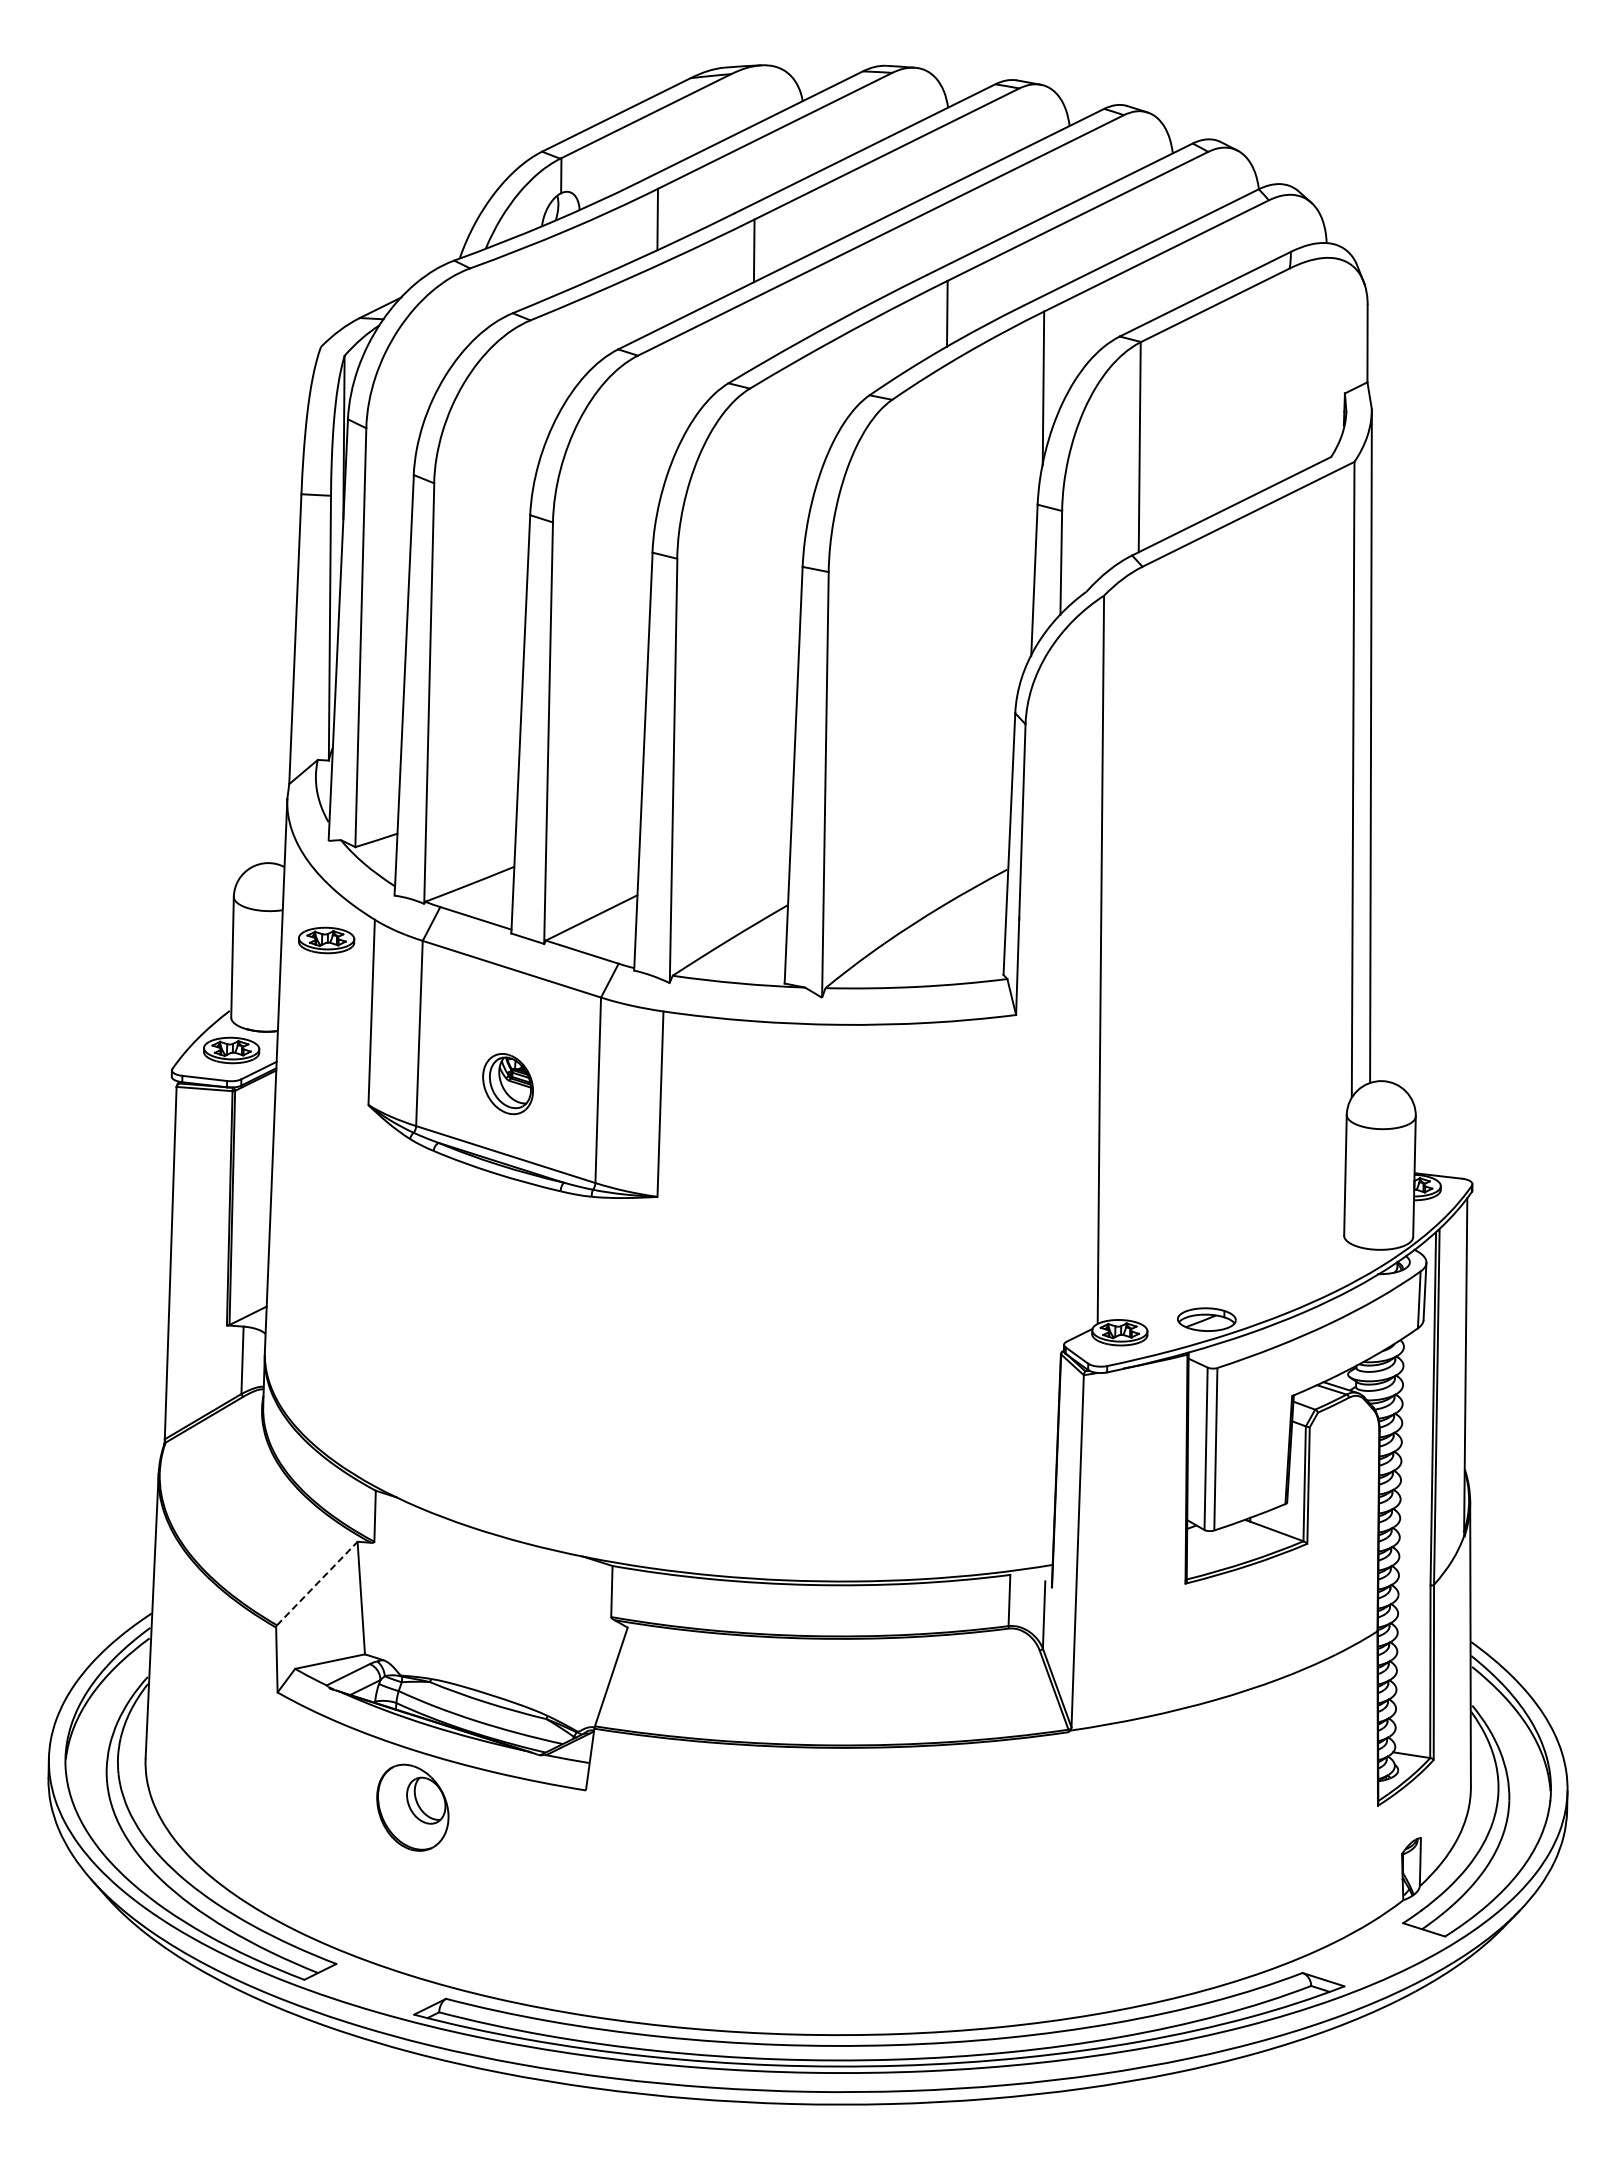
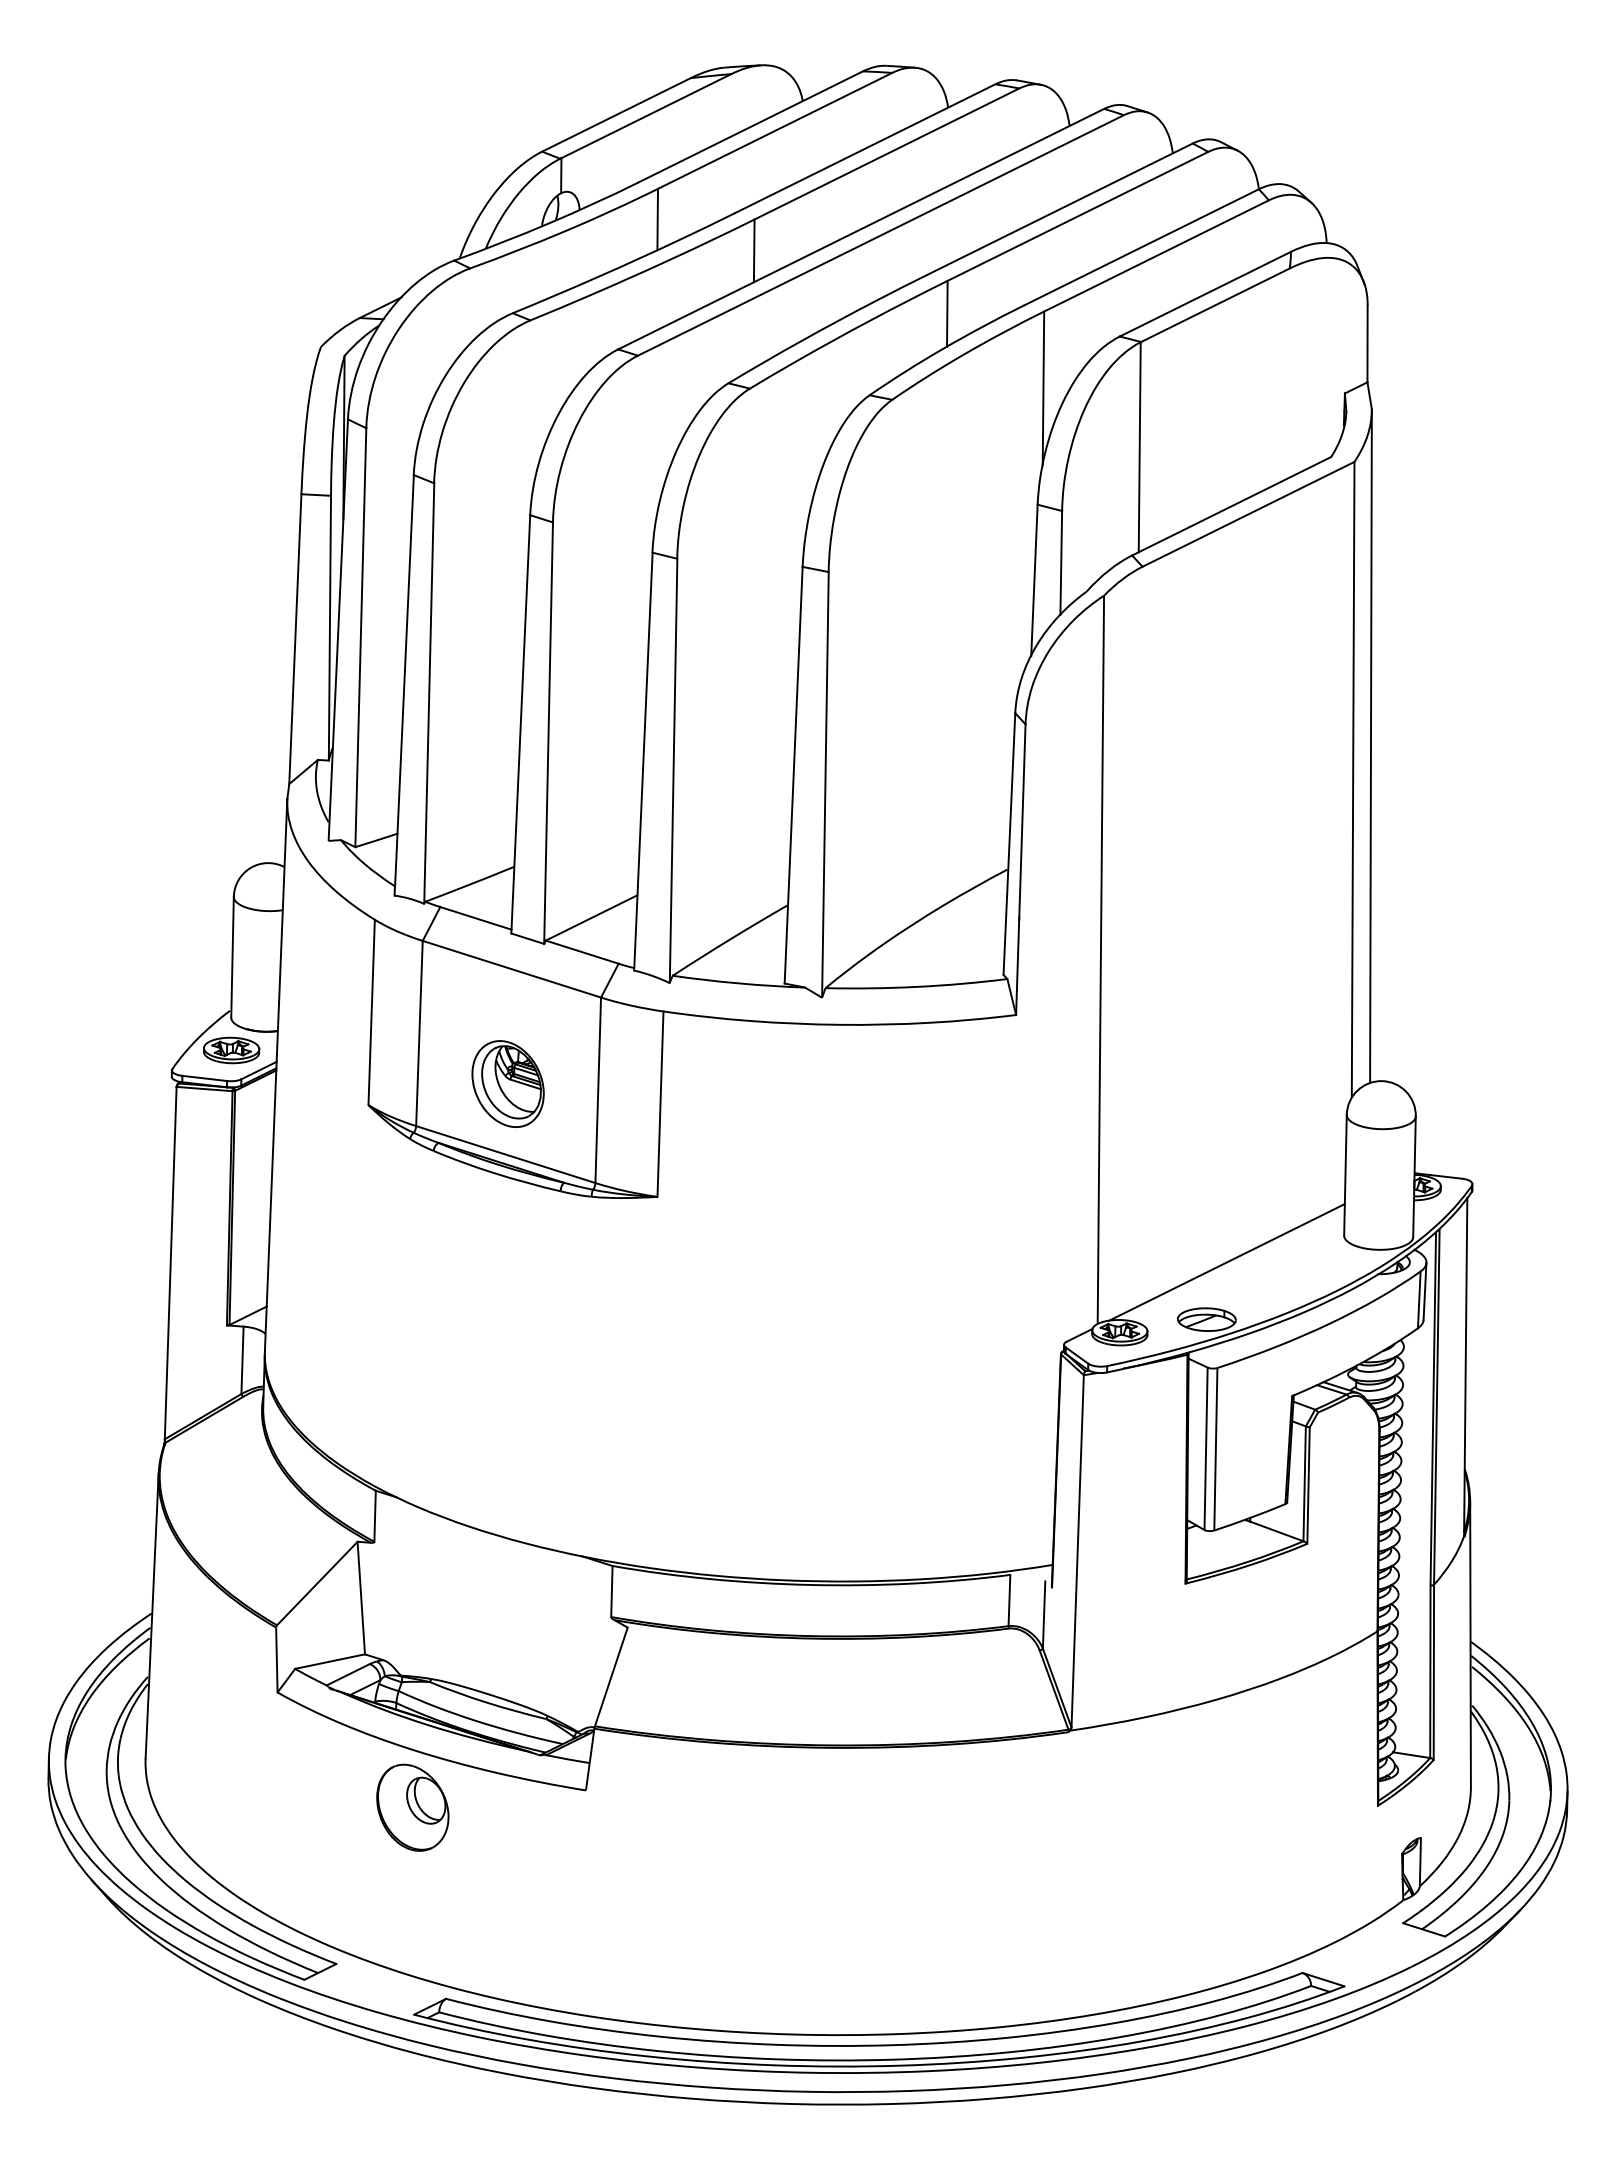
part: present -> none (326, 940)
part size: 52x63 px -> 74x88 px (507, 1083)
line: none -> present (1226, 1262)
line: dashed -> solid (317, 1583)
